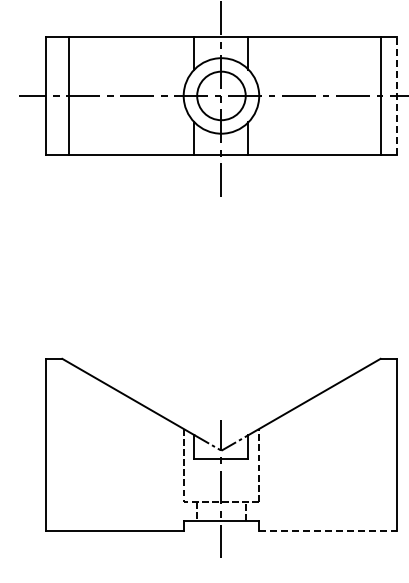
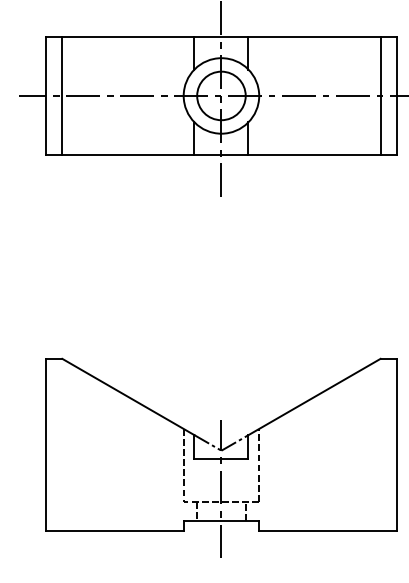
line position: (69, 95) -> (62, 95) (62, 95)
line: dashed -> solid (396, 95)
line: dashed -> solid (327, 531)
